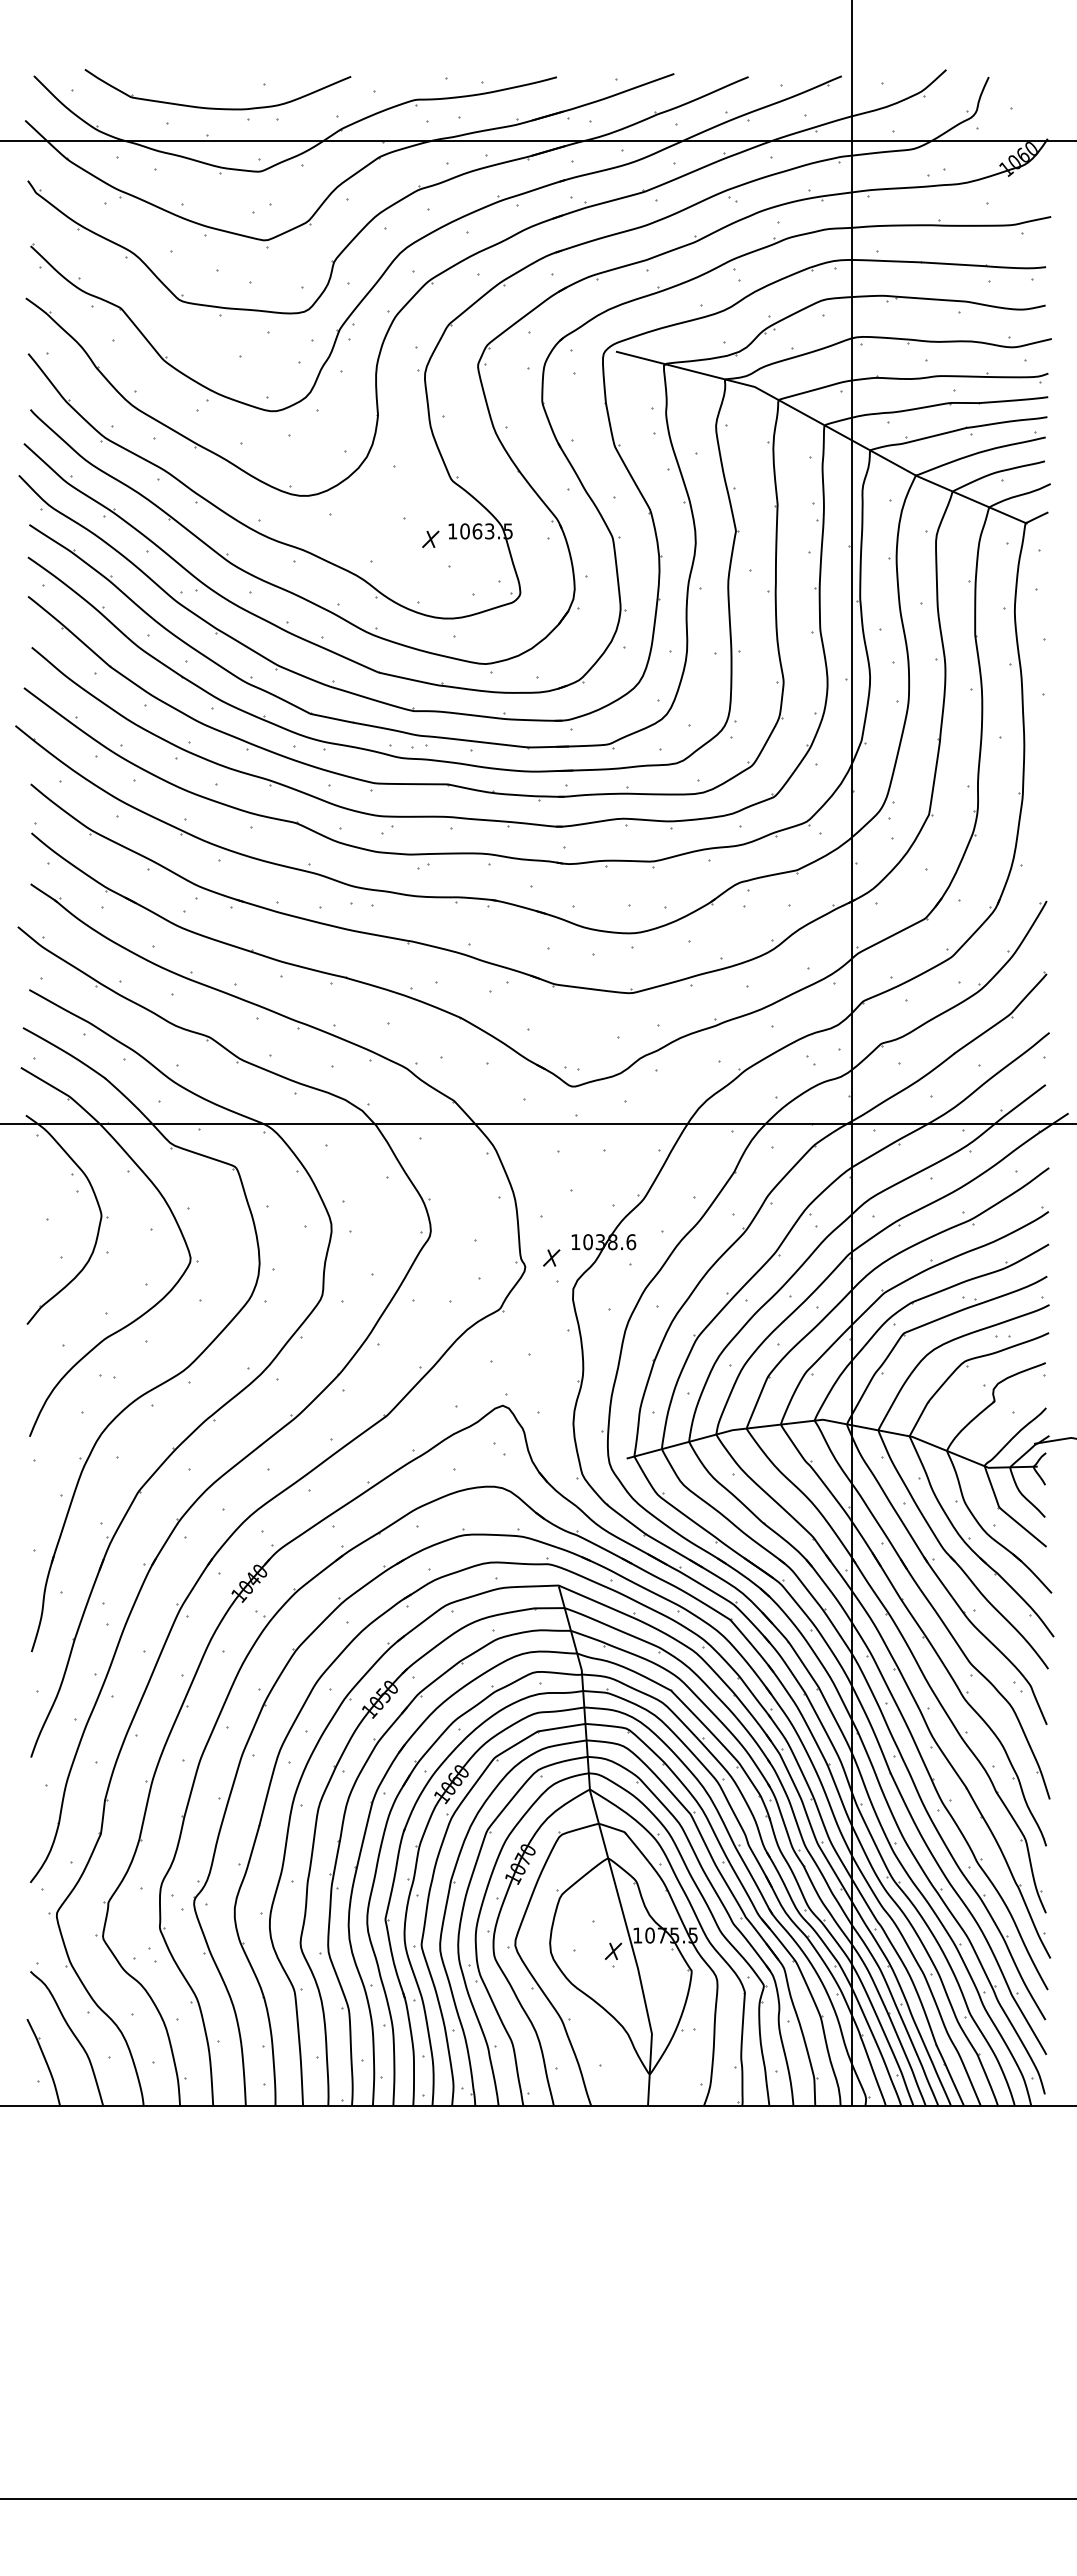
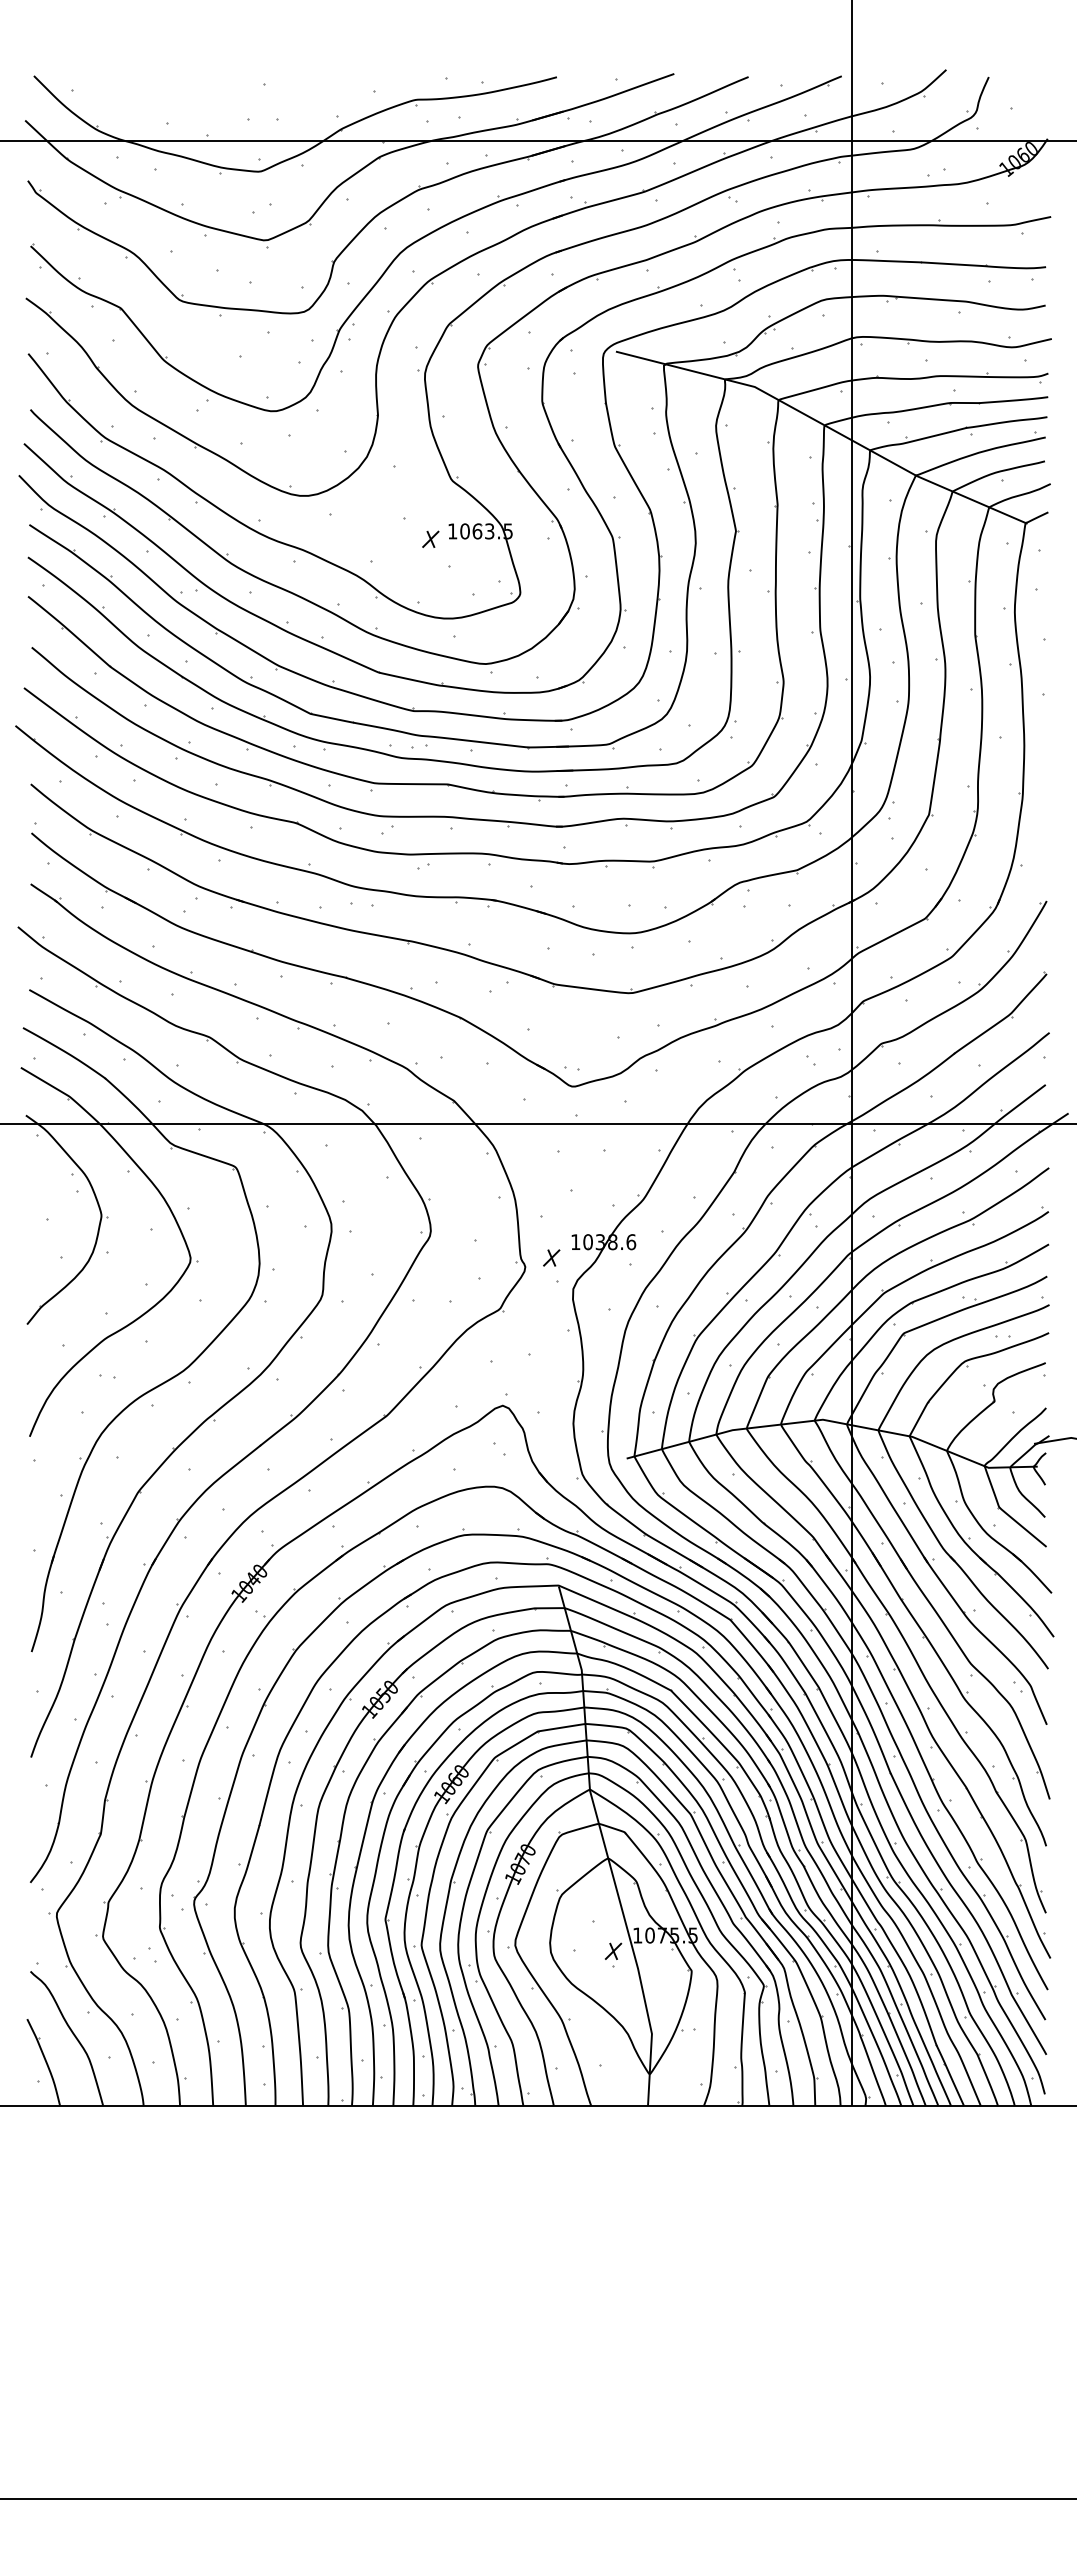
part: present -> none (214, 107)
